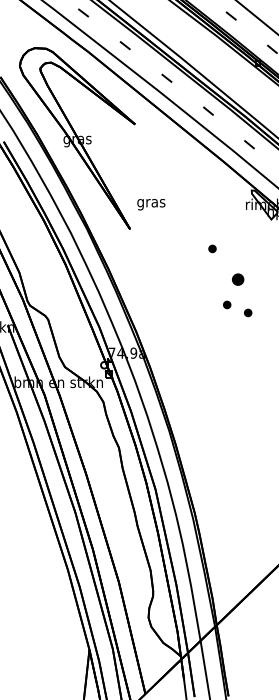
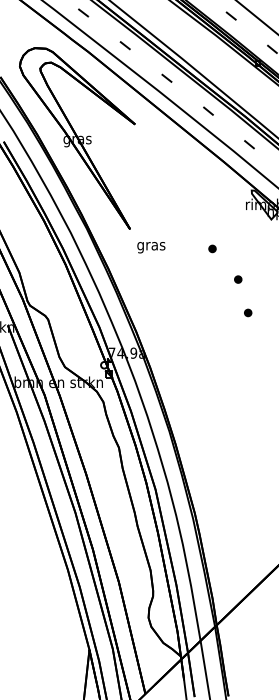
text position: (151, 204) -> (151, 247) (151, 247)
part size: 13x13 px -> 9x9 px (238, 279)
part: present -> none (227, 304)
